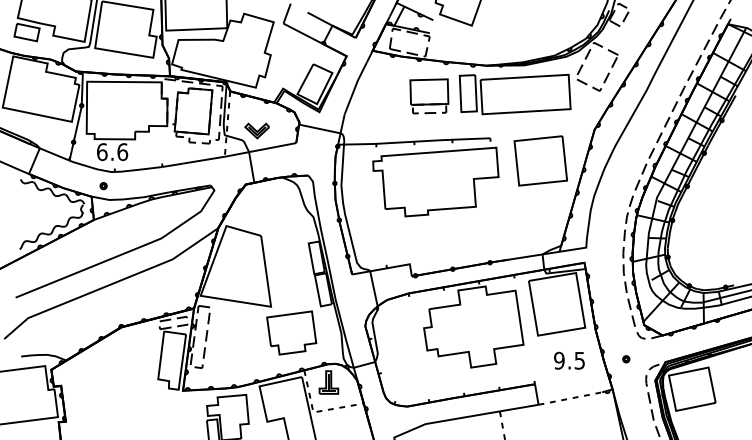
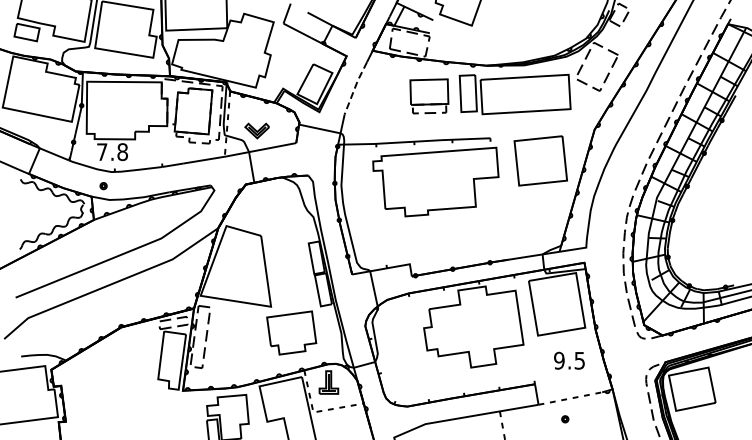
line: solid -> dashed (355, 87)
text: 6.6 -> 7.8 (112, 152)
part position: (626, 359) -> (565, 419) (565, 419)
